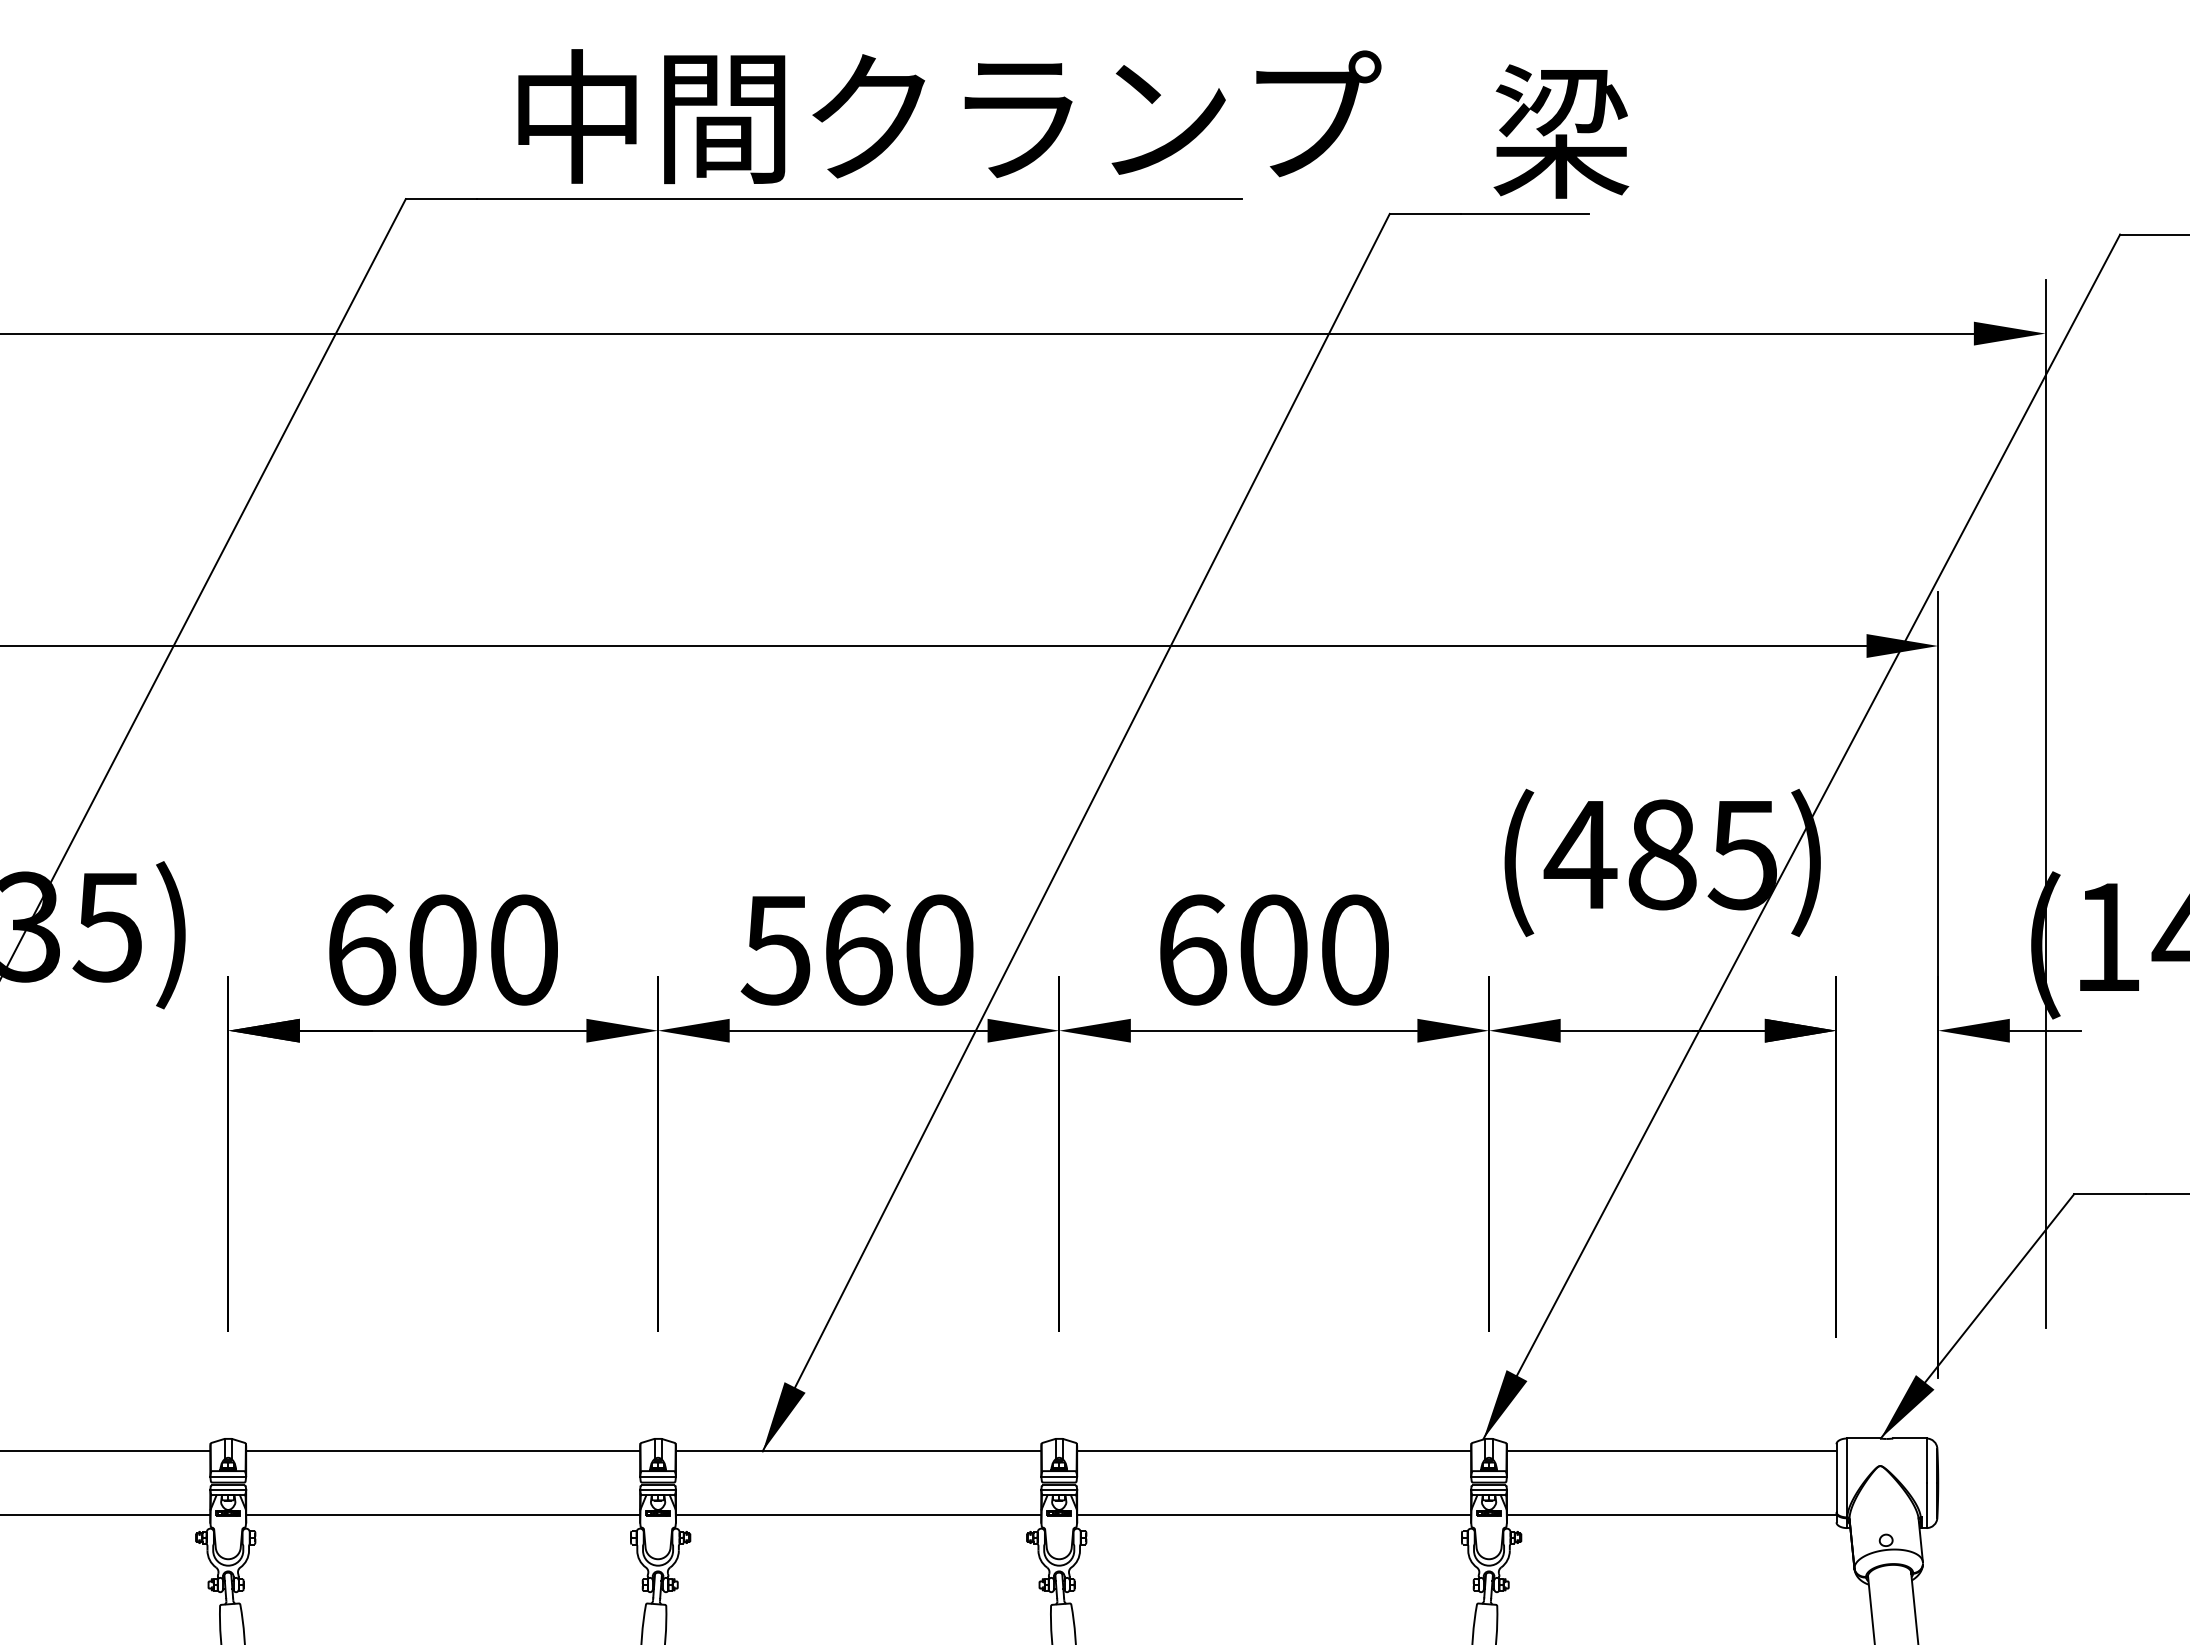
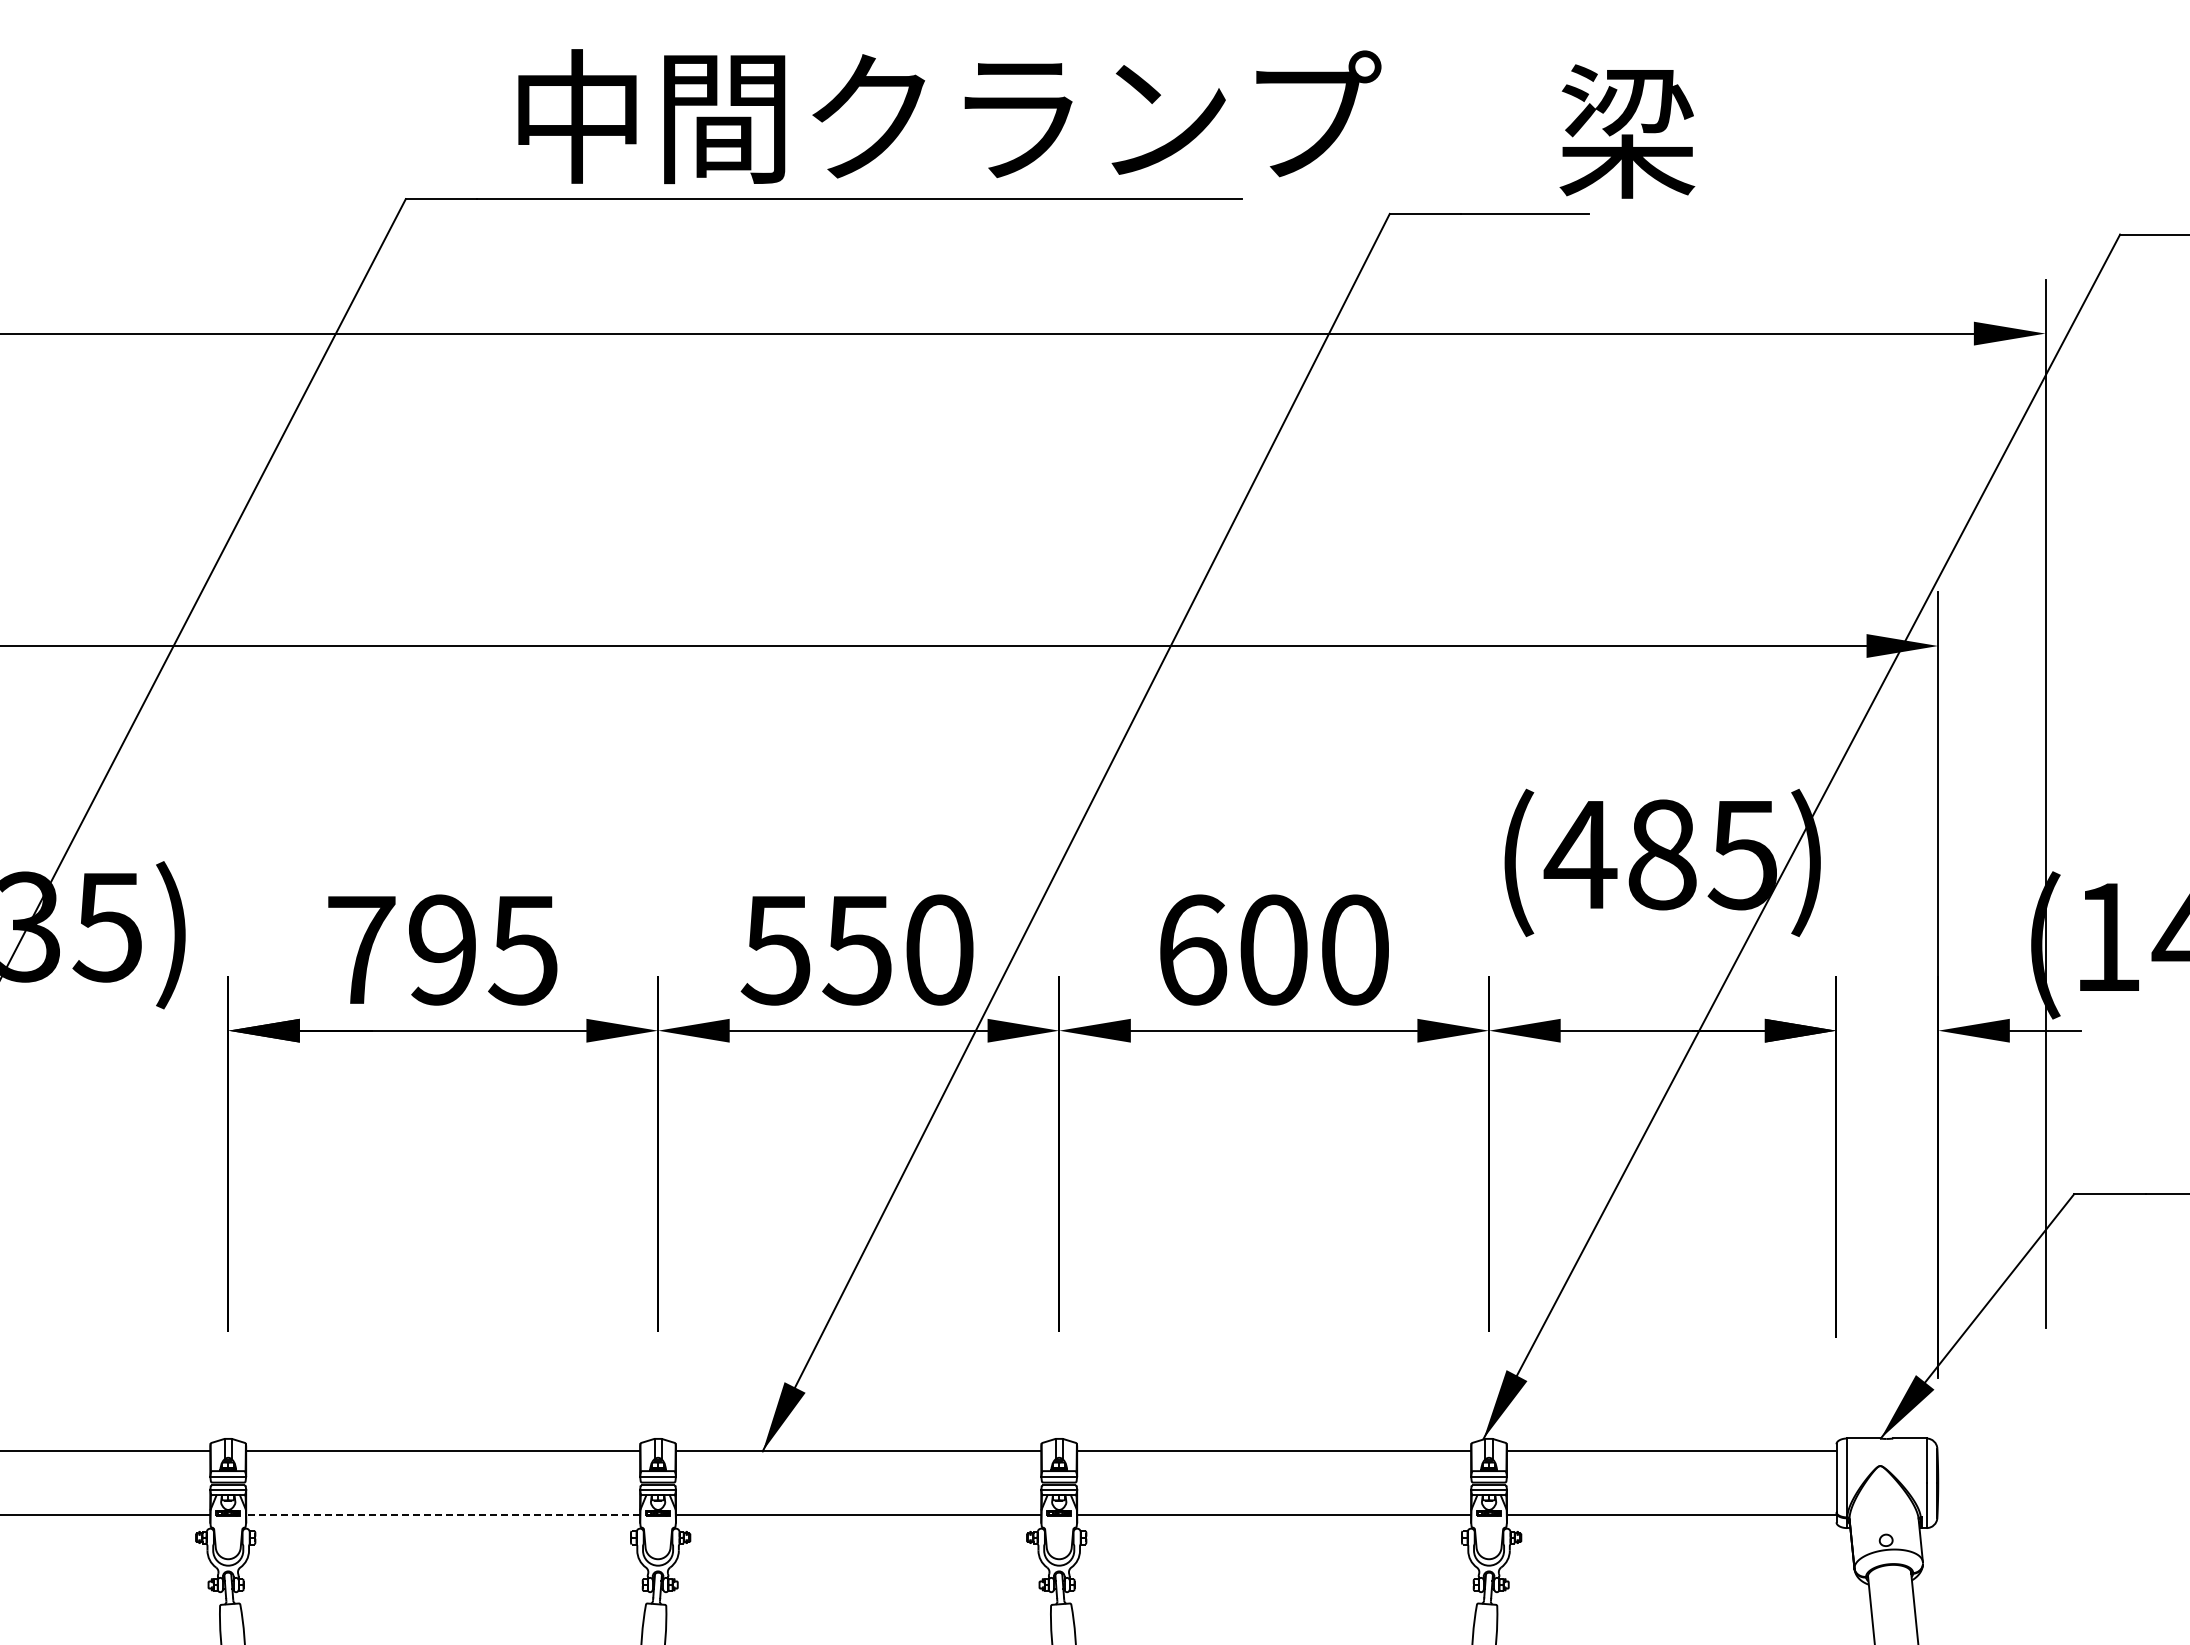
text position: (1561, 131) -> (1627, 131) (1627, 131)
text: 600 -> 795 (442, 949)
text: 560 -> 550 (857, 949)
line: solid -> dashed (443, 1515)
